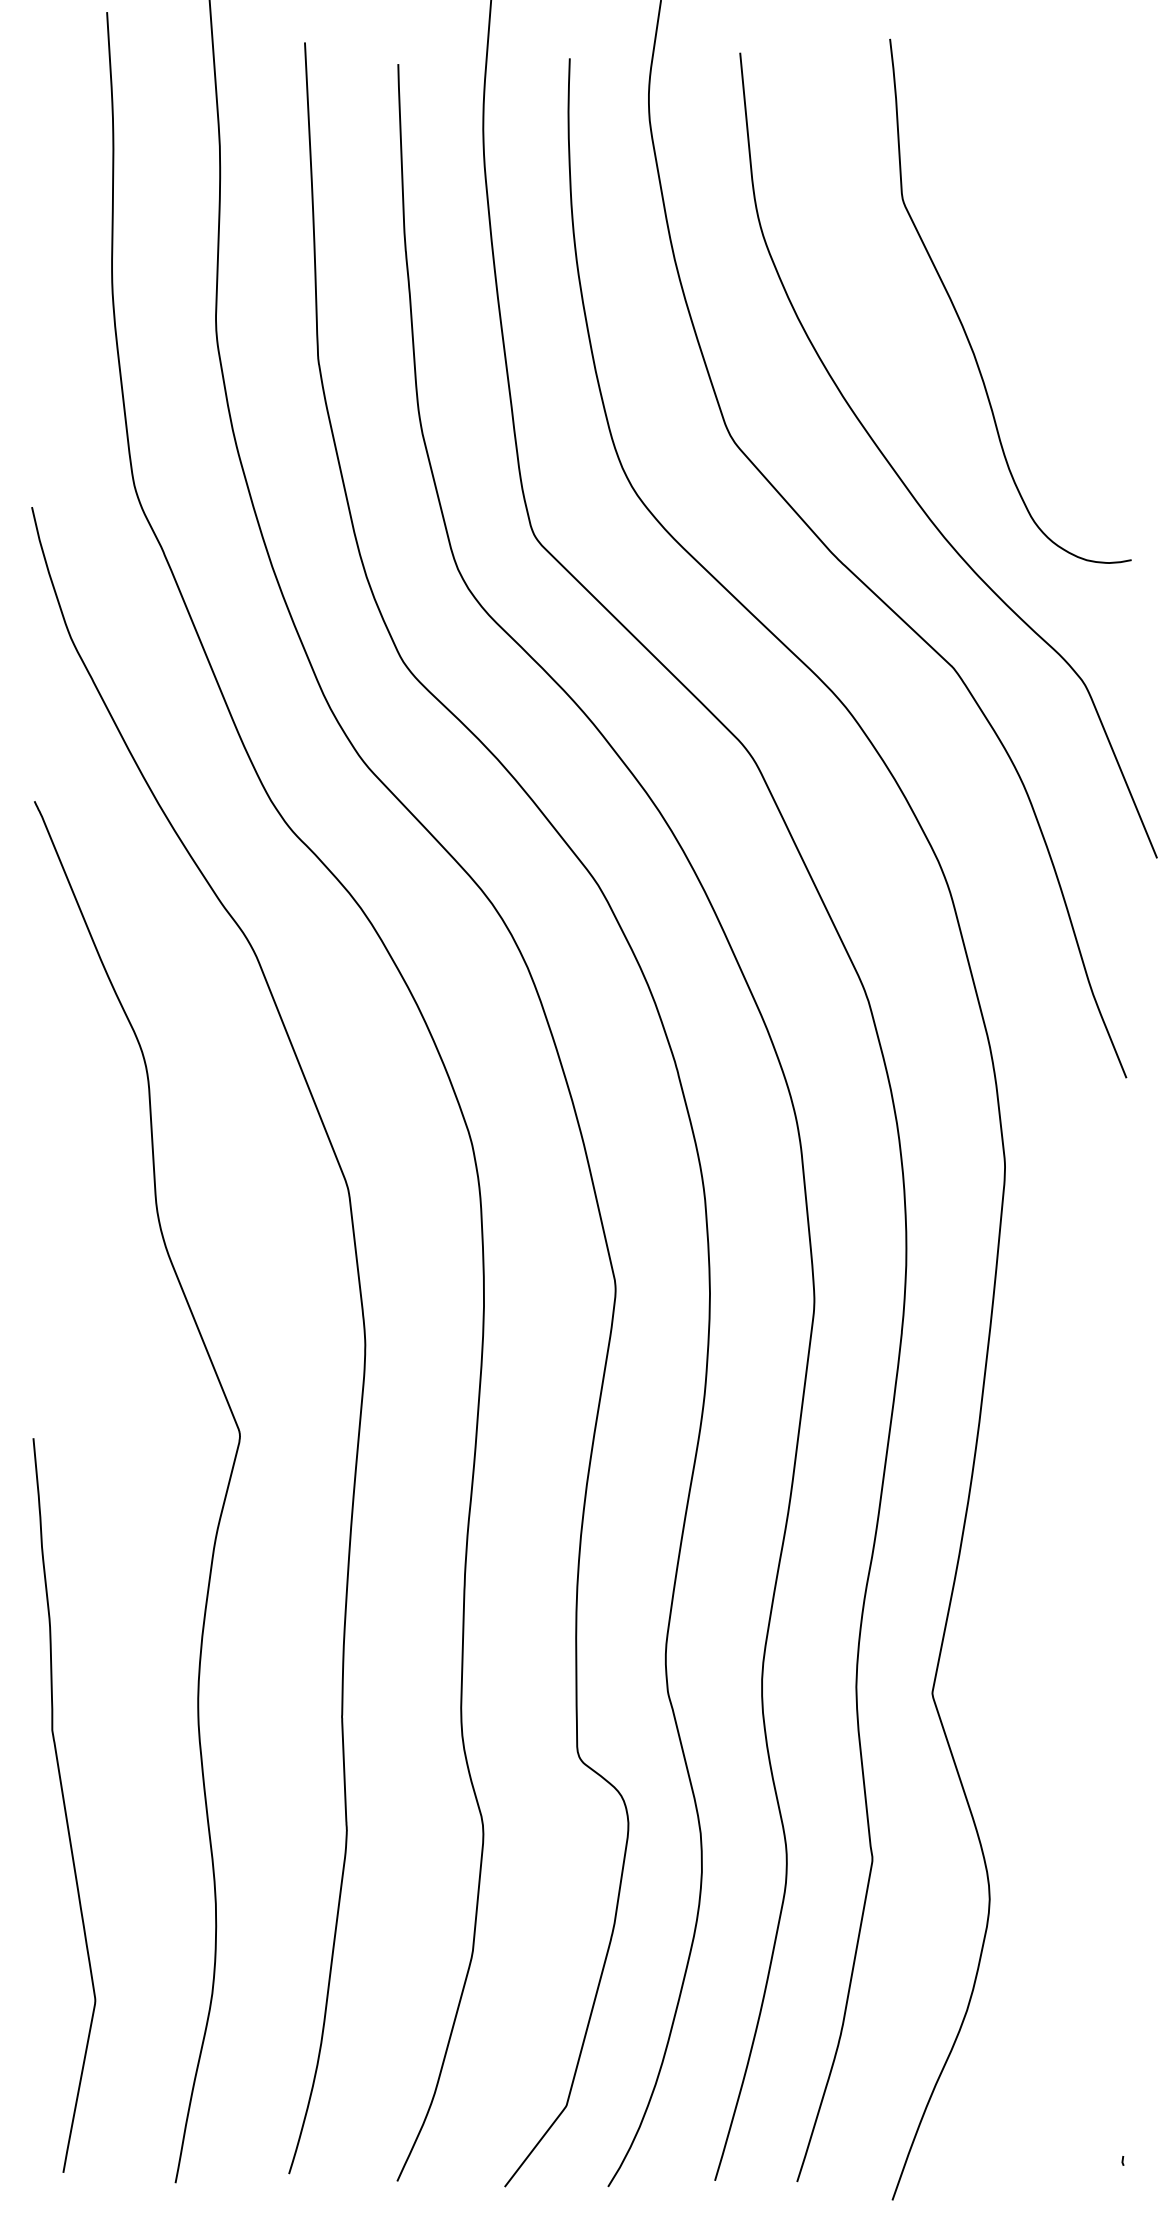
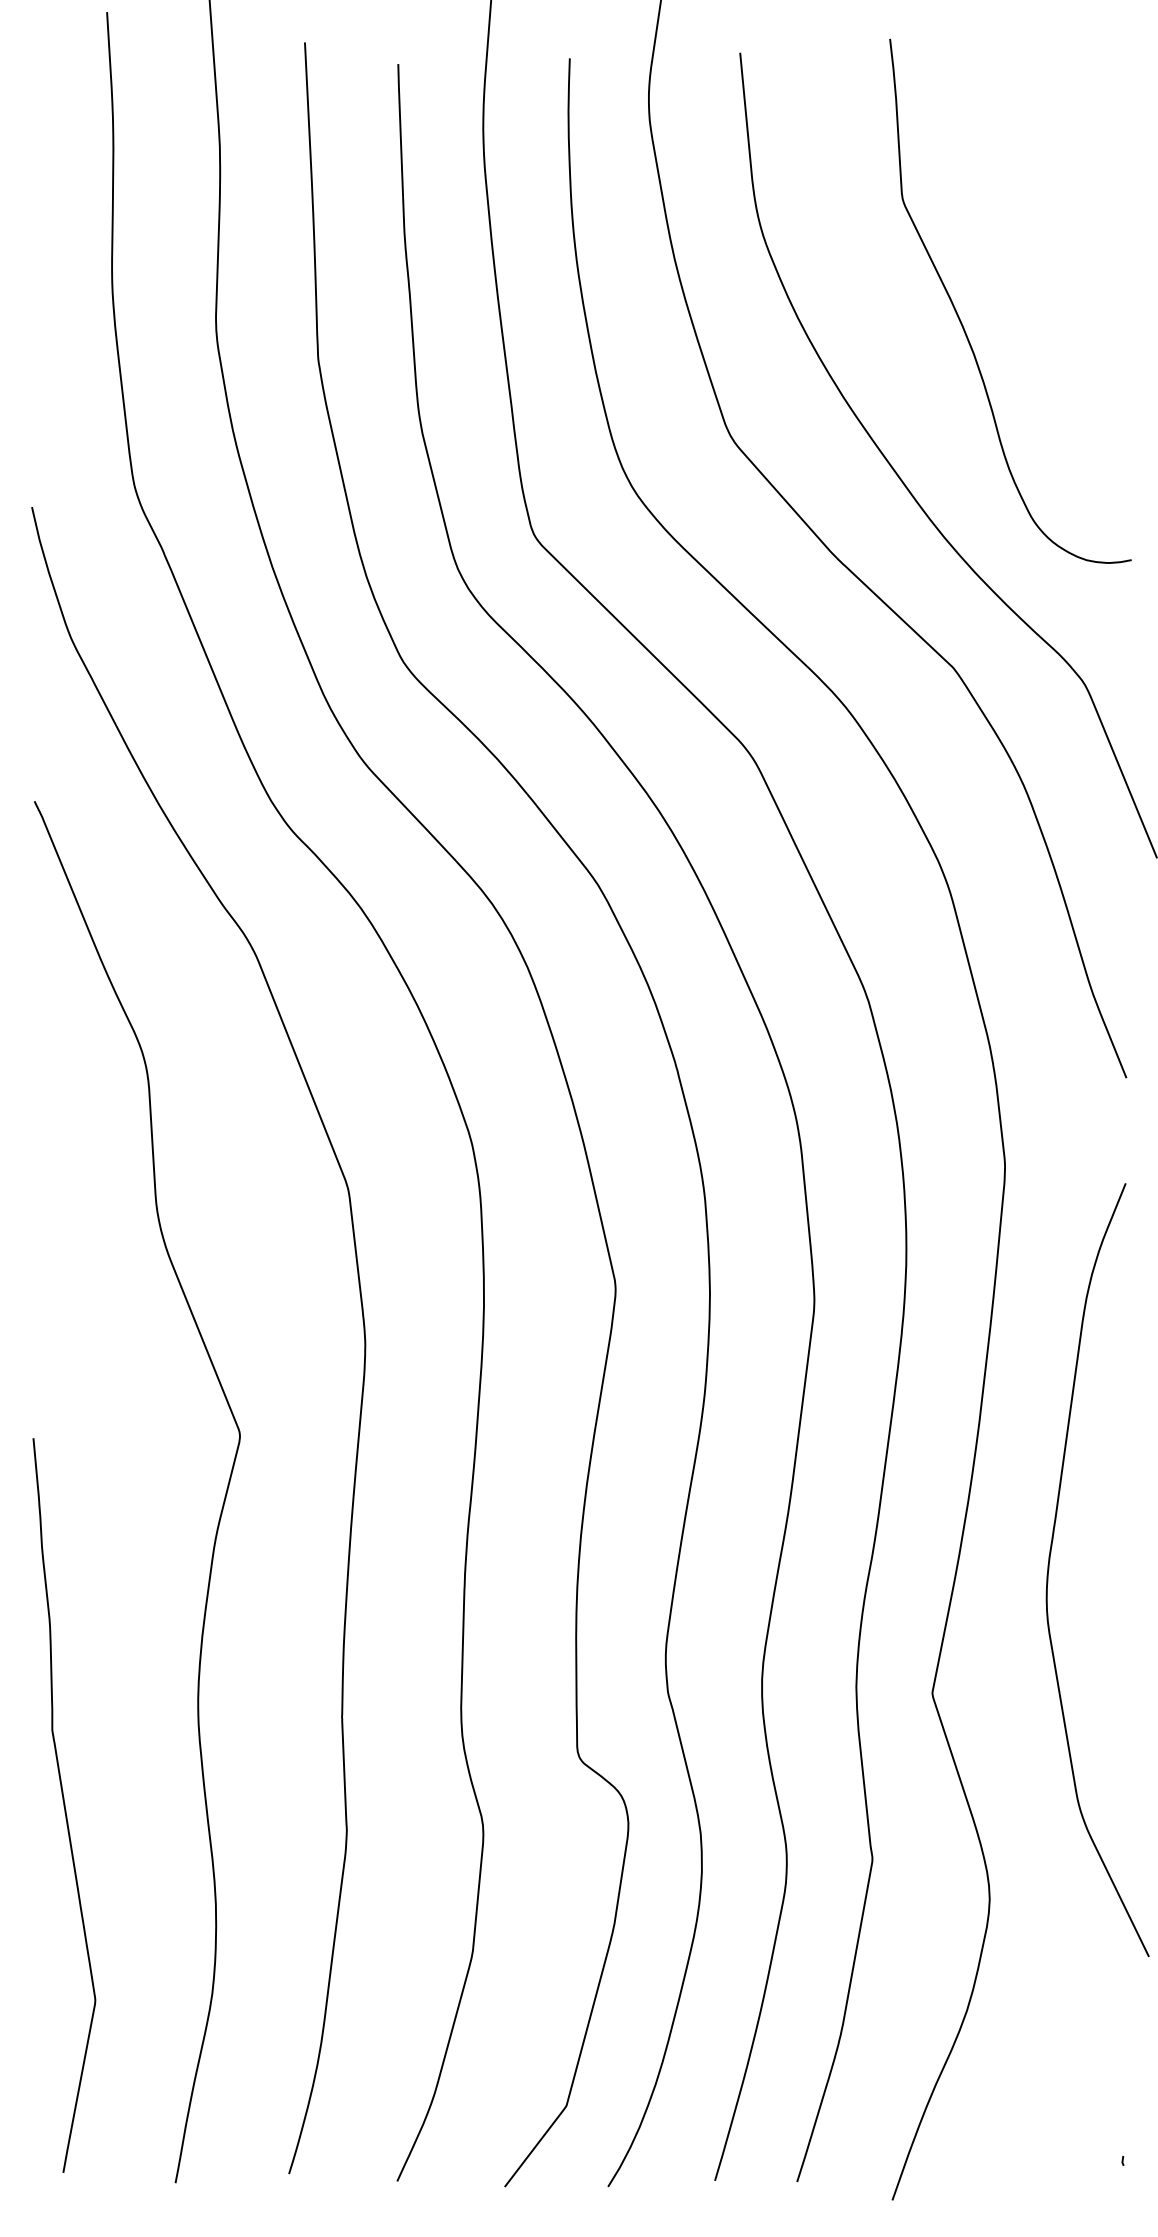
curve: none -> present (1049, 1570)
